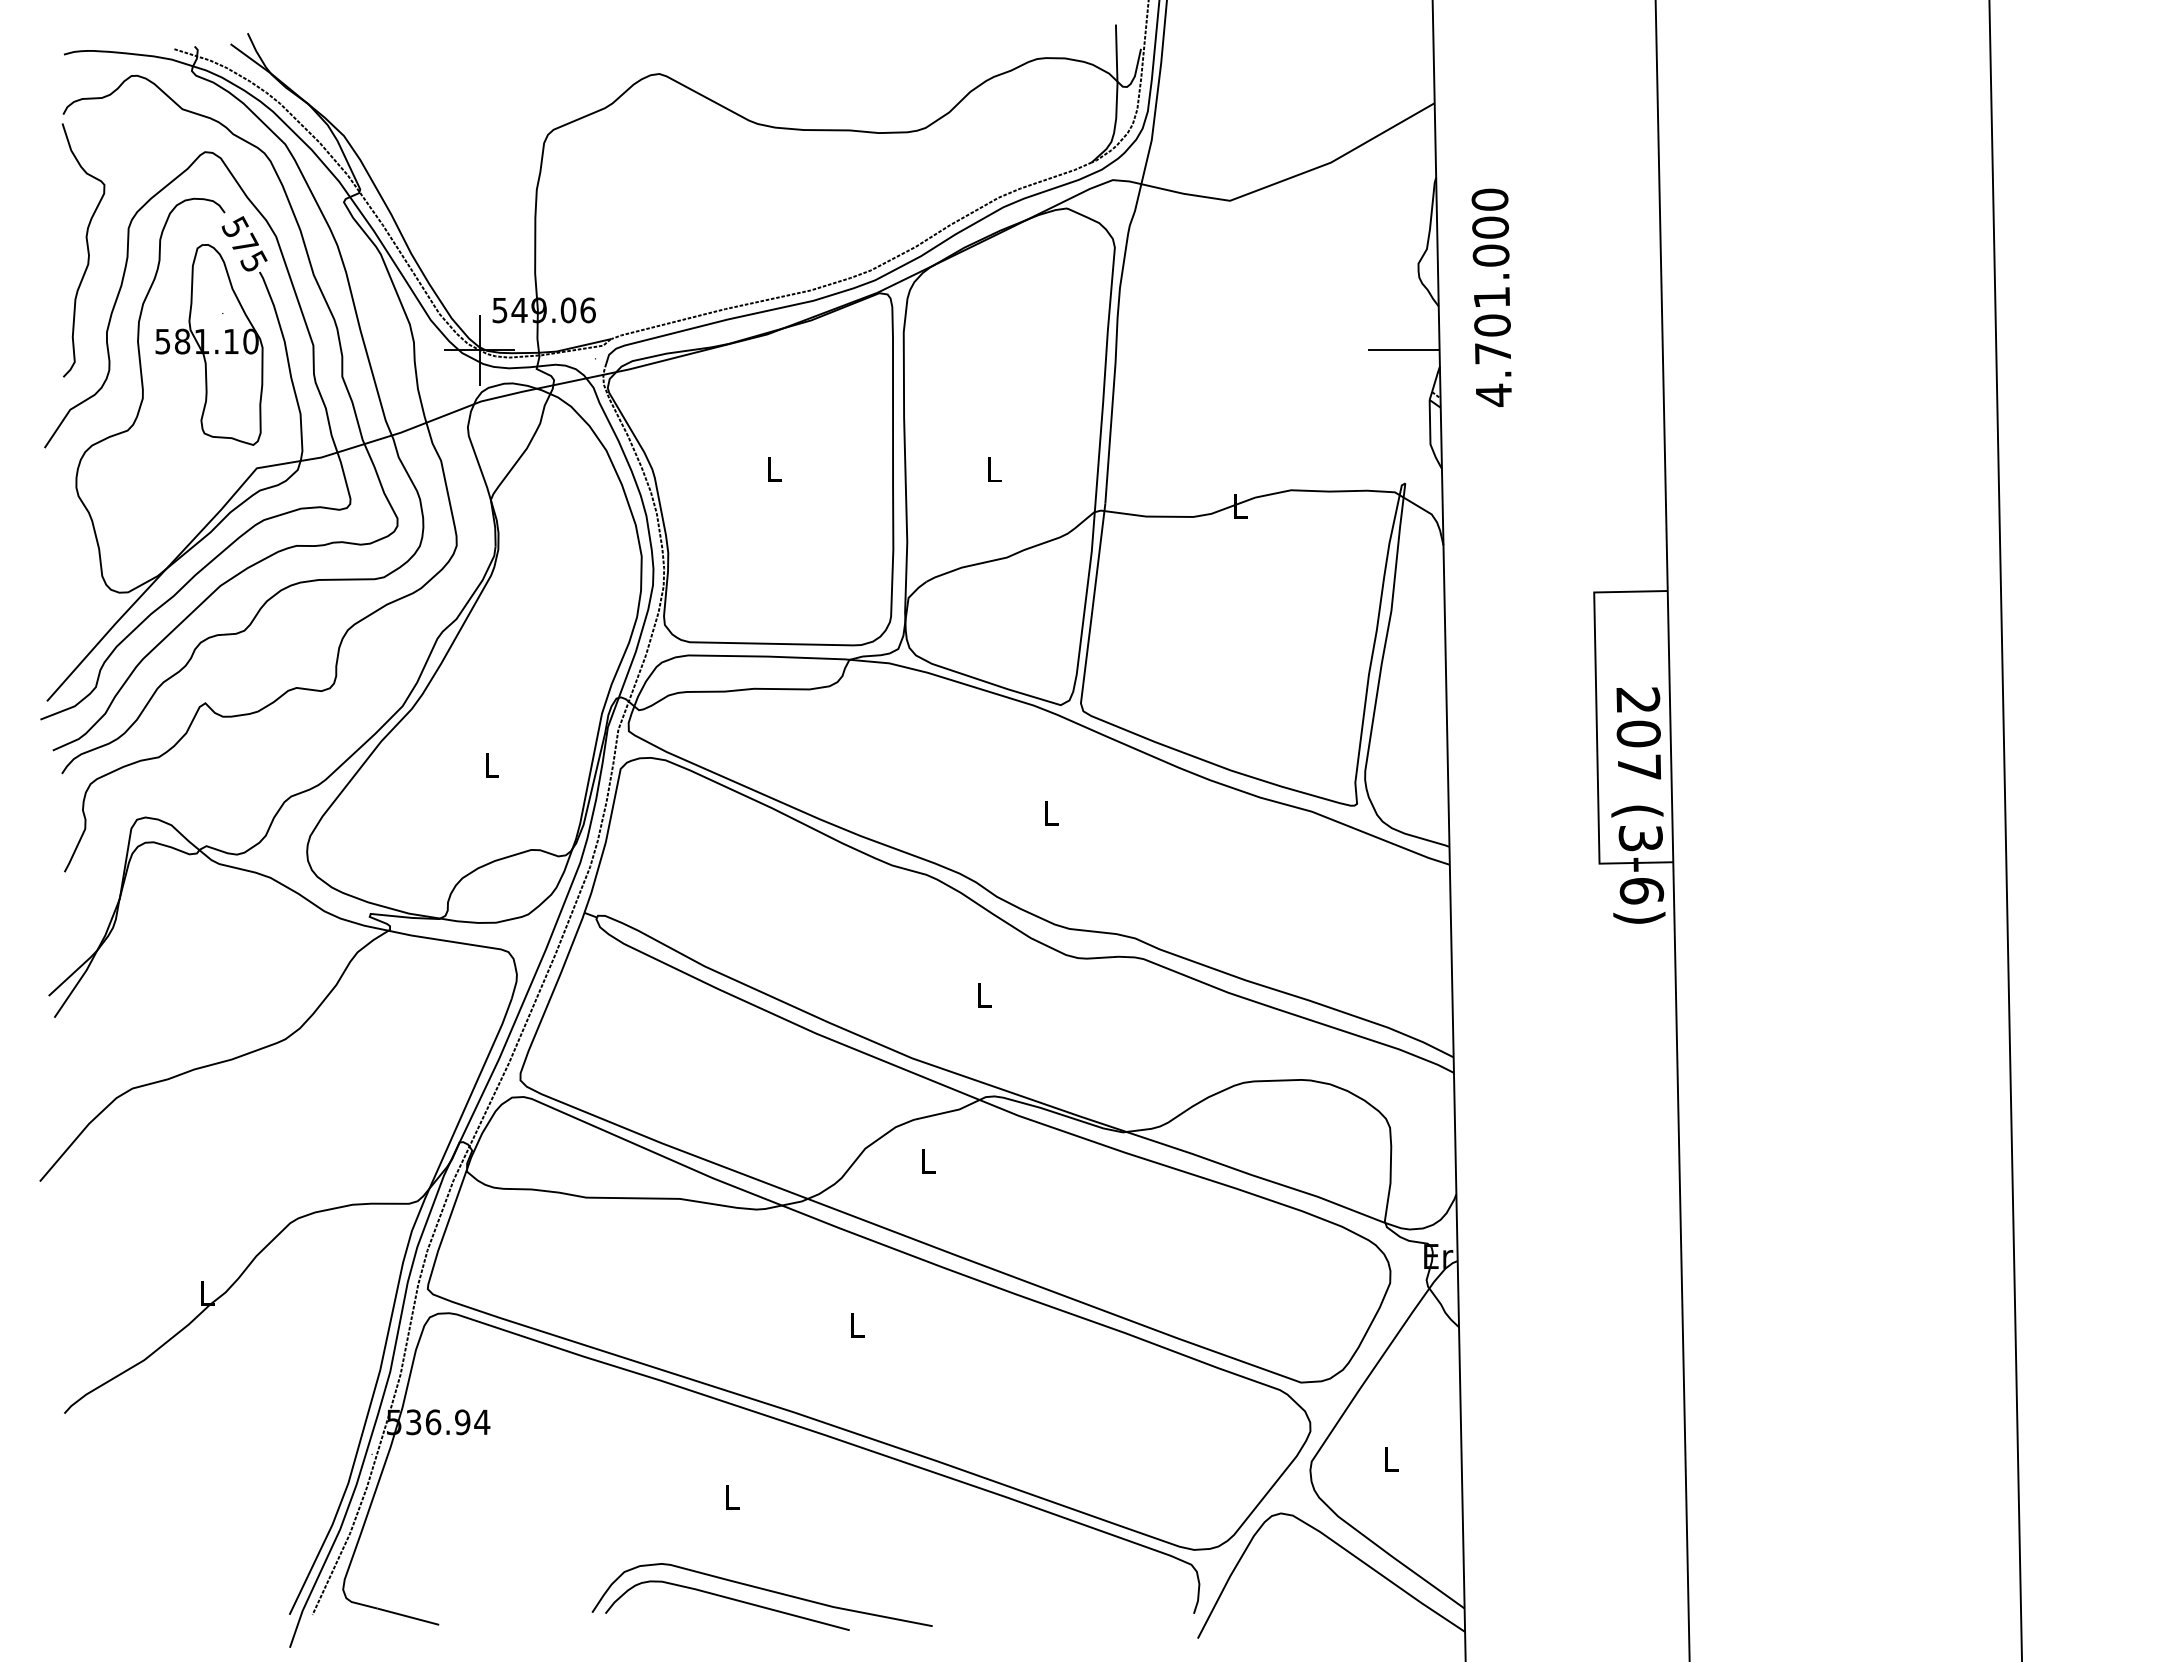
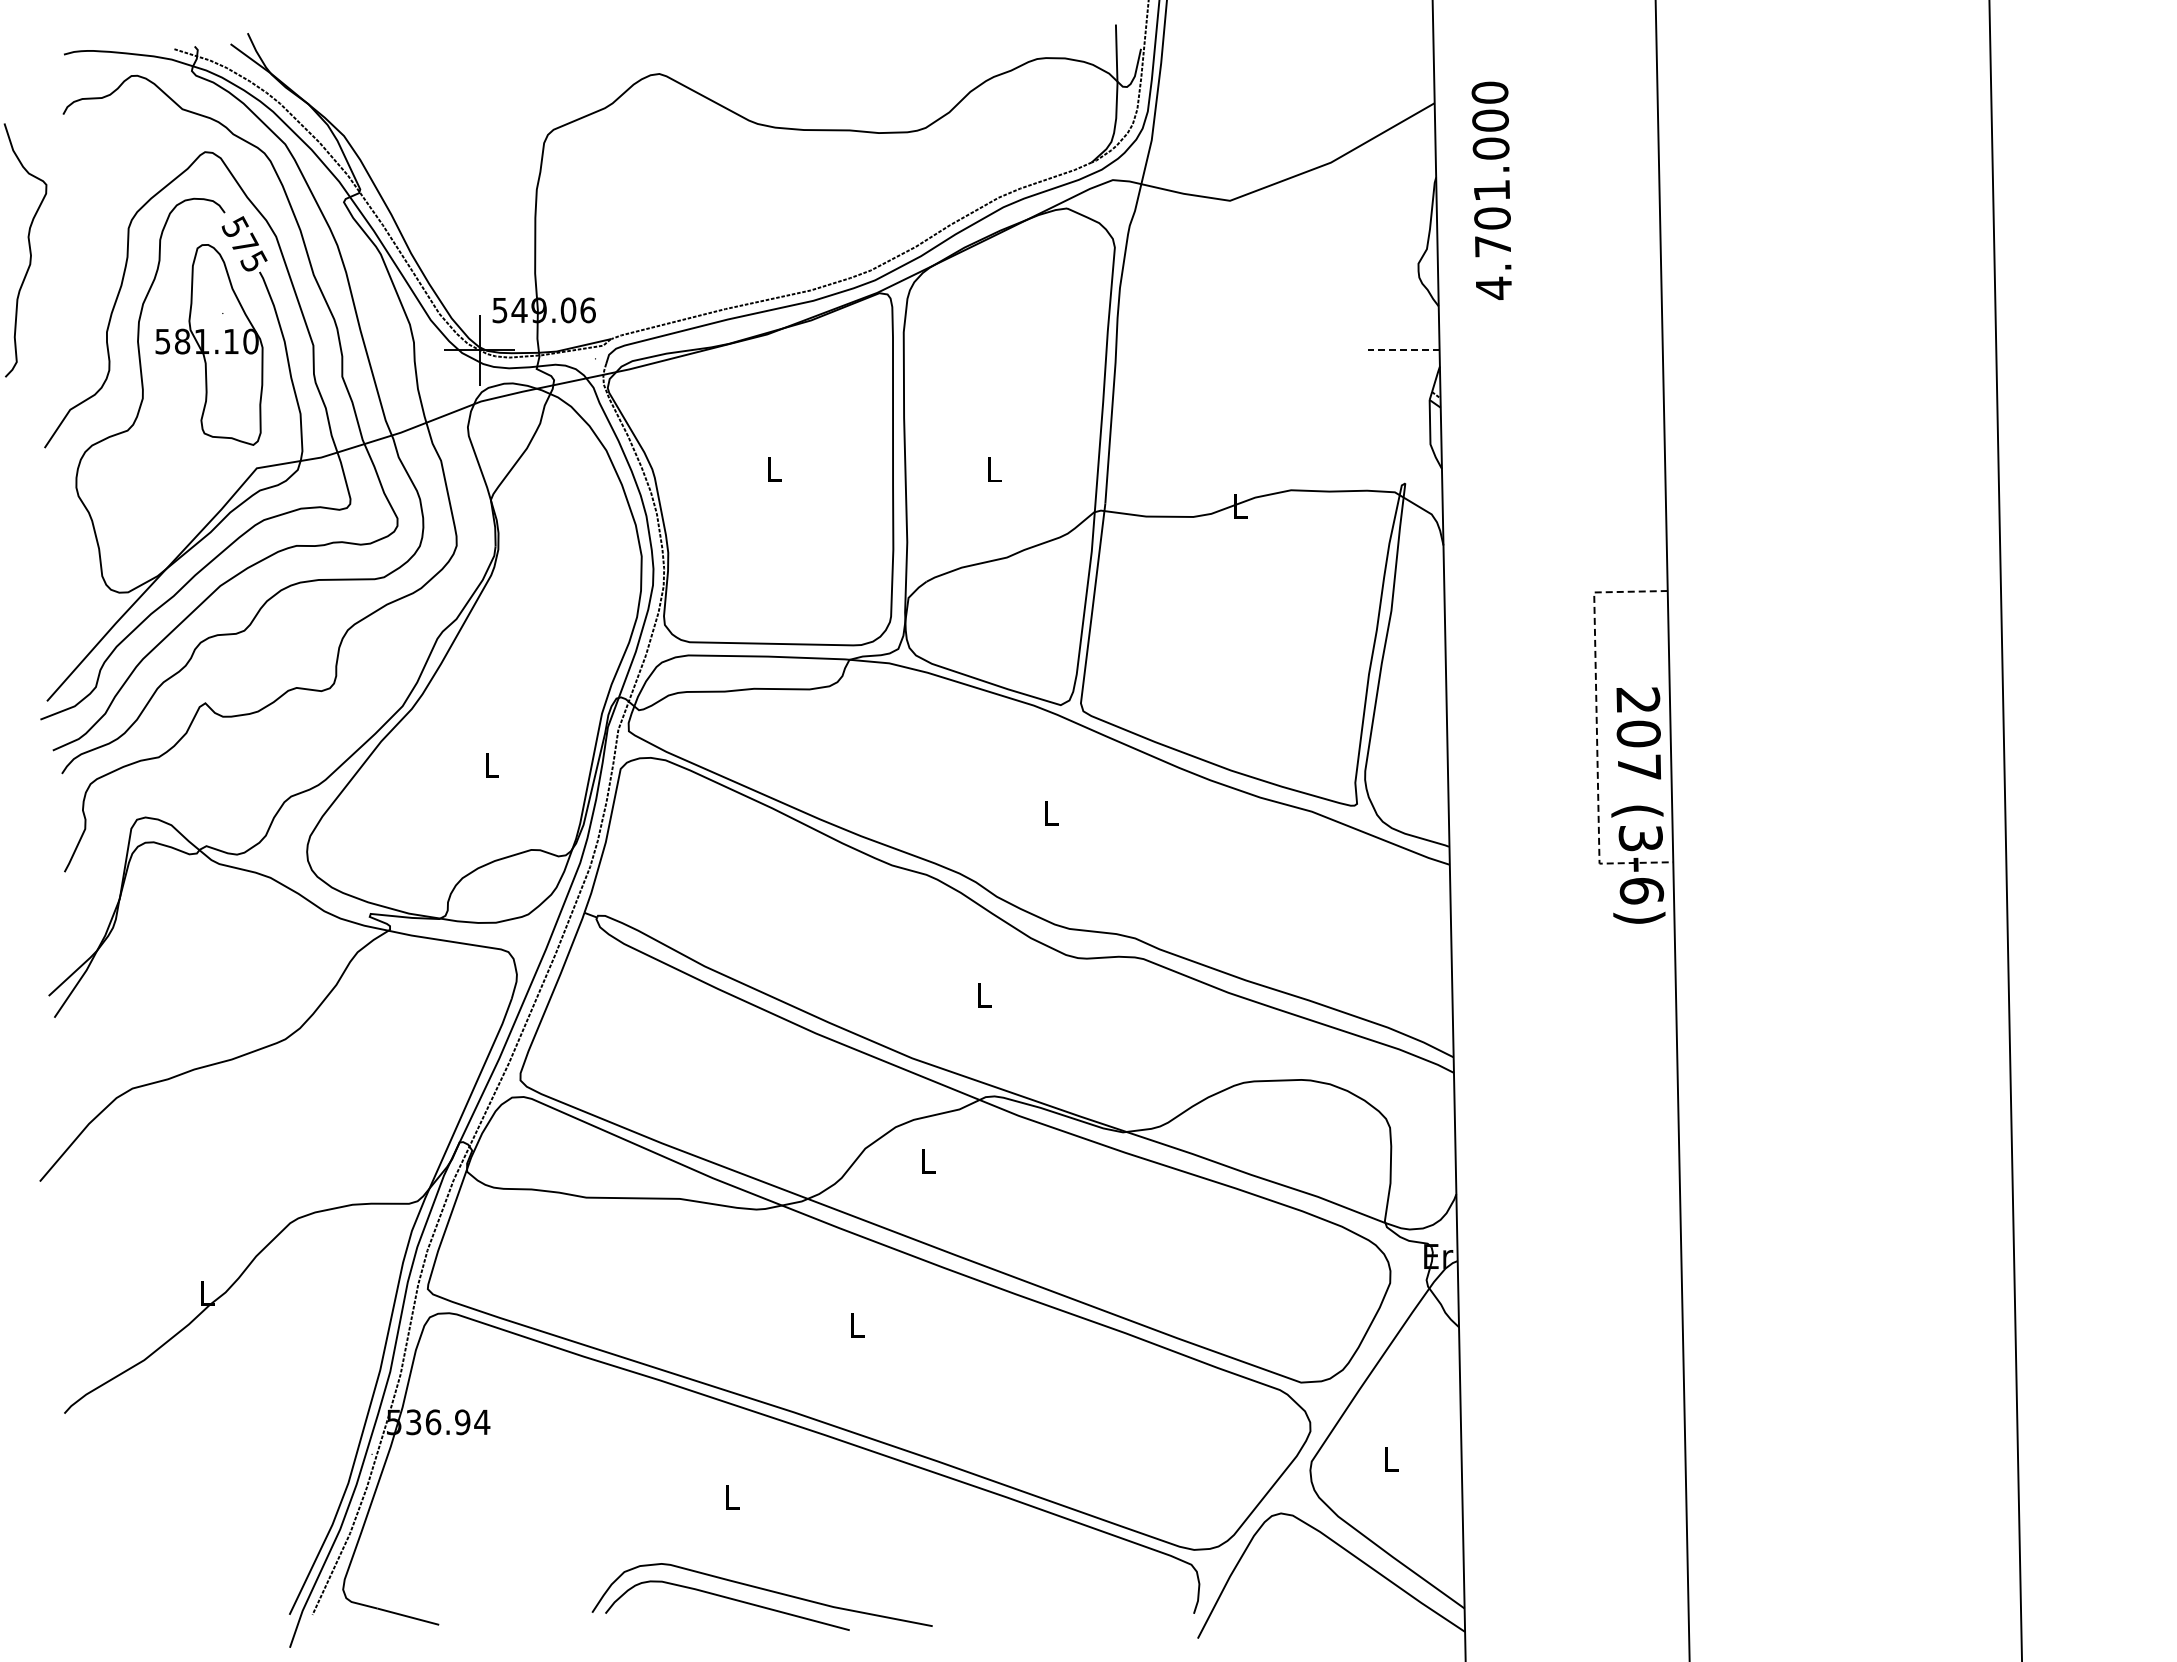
curve position: (87, 250) -> (29, 250) (29, 250)
text position: (1491, 297) -> (1491, 190) (1491, 190)
line: solid -> dashed (1404, 350)
line: solid -> dashed (1596, 728)
